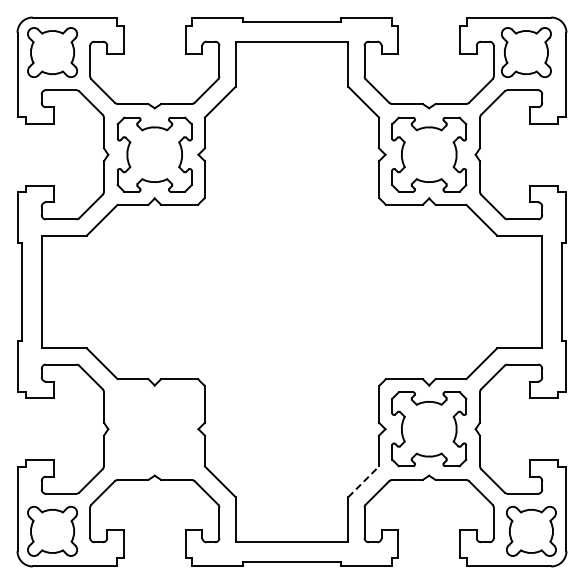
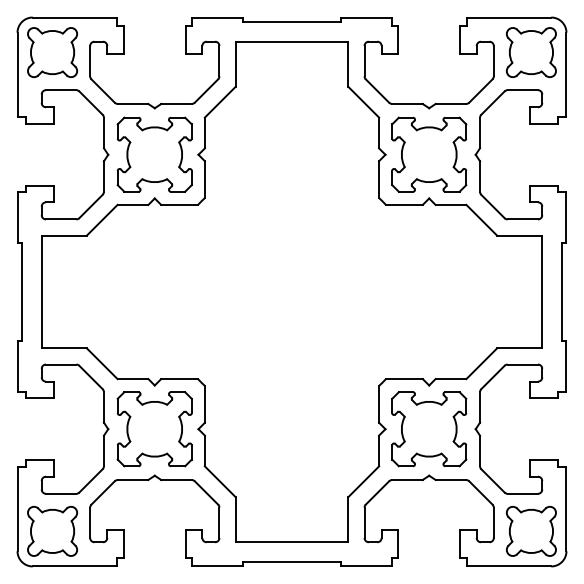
part position: (526, 52) -> (531, 52) (531, 52)
part: none -> present (154, 429)
line: dashed -> solid (363, 481)
